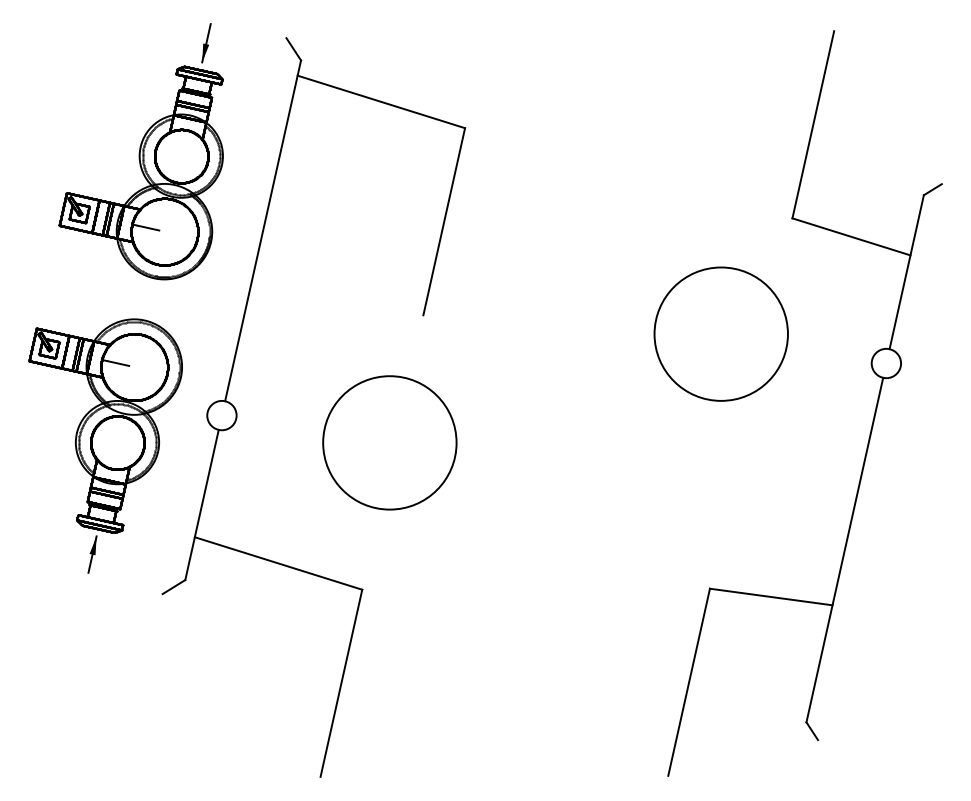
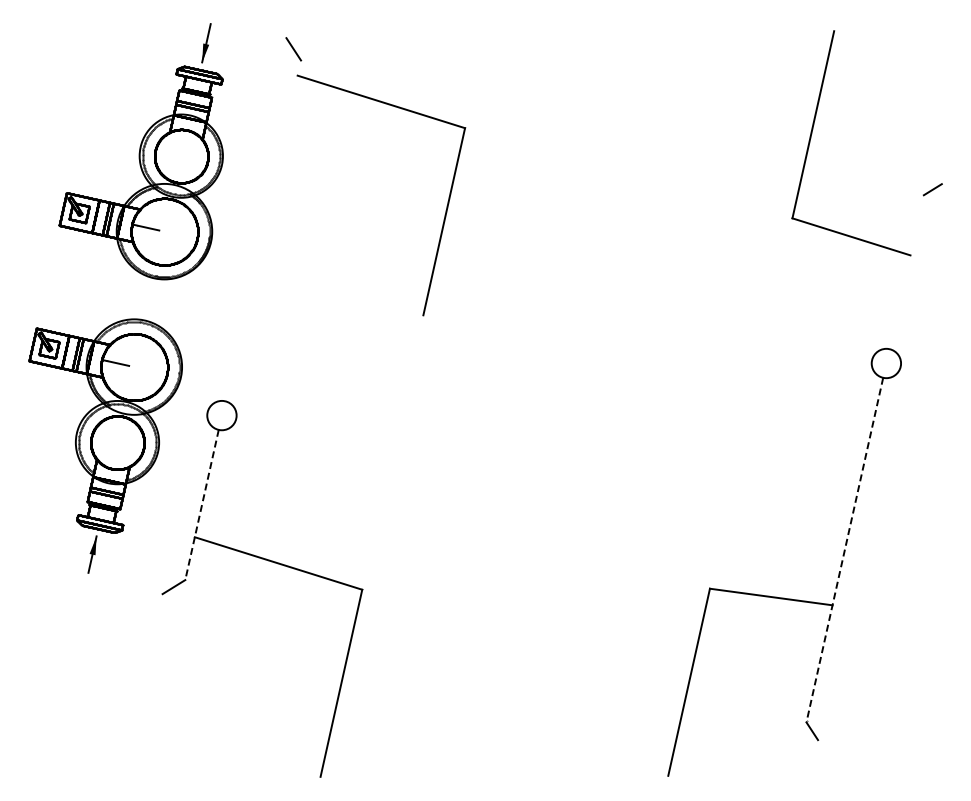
line: present -> none (263, 230)
line: present -> none (906, 272)
circle: present -> none (720, 333)
circle: present -> none (389, 442)
line: solid -> dashed (202, 504)
line: solid -> dashed (844, 550)
